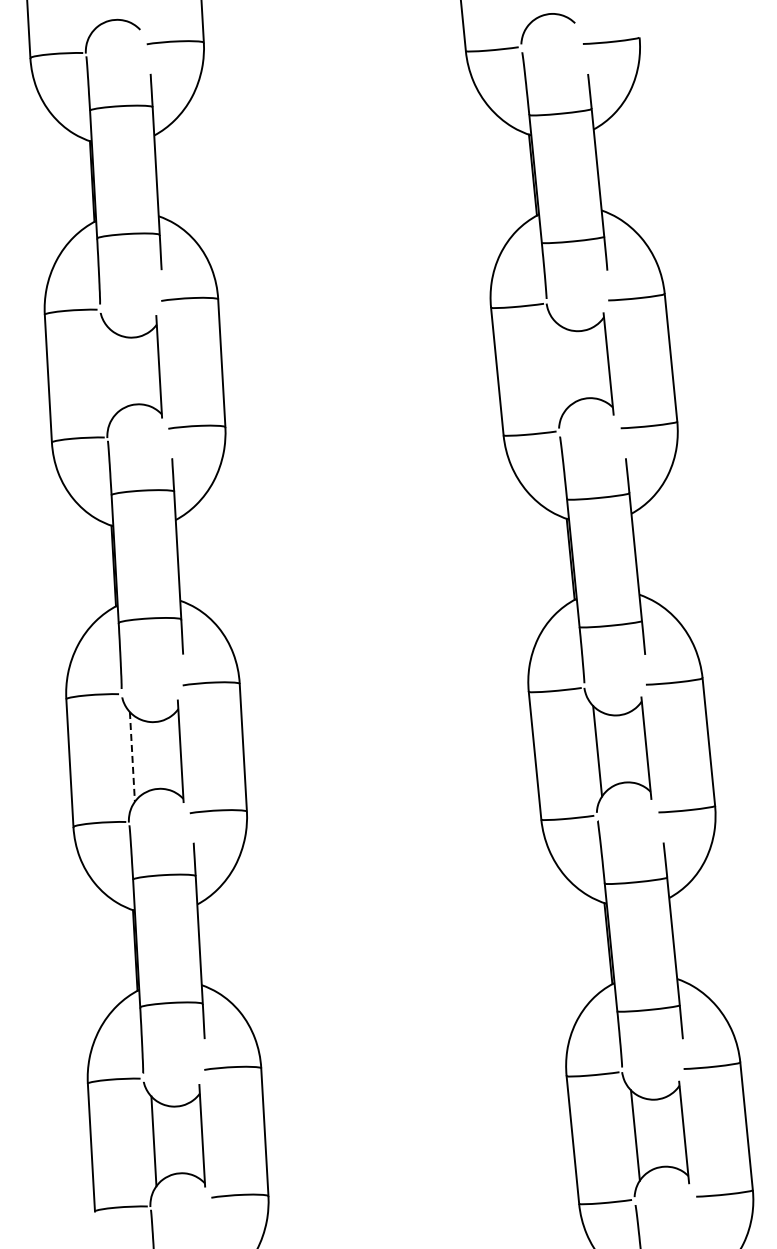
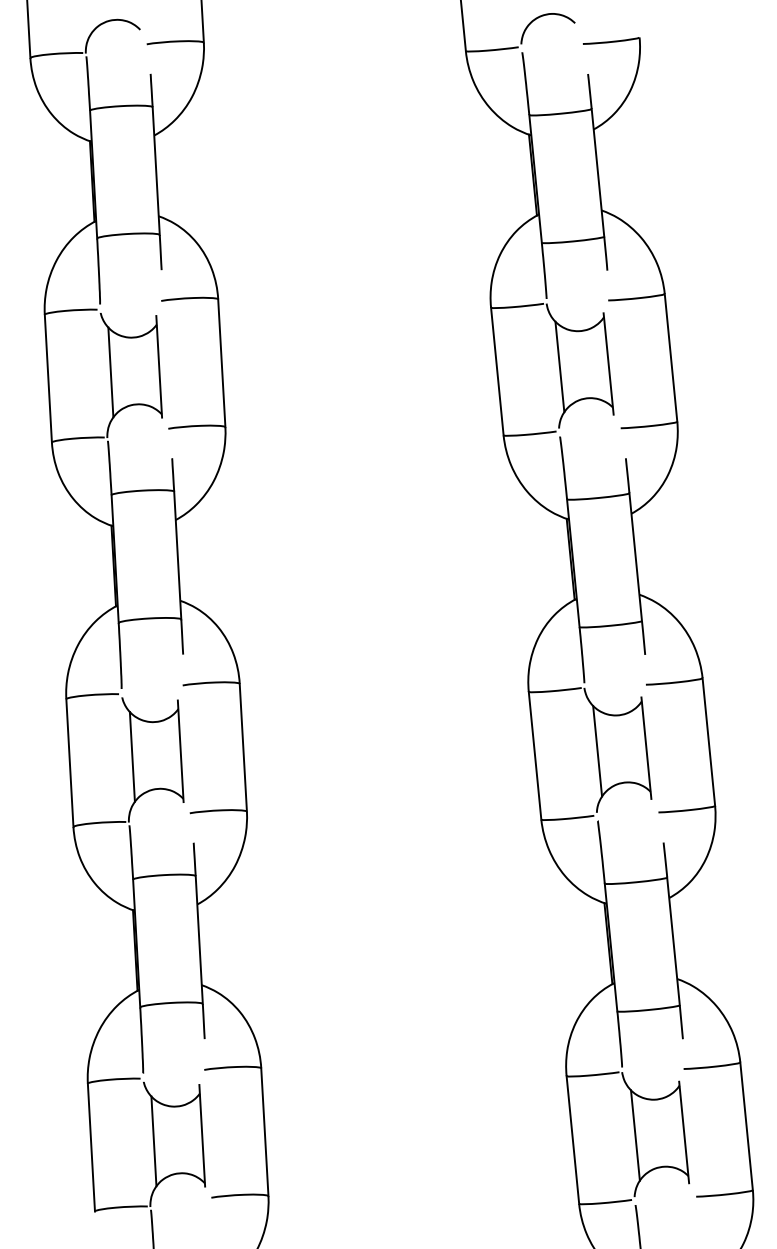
line: none -> present (559, 366)
line: none -> present (110, 372)
line: dashed -> solid (132, 756)
